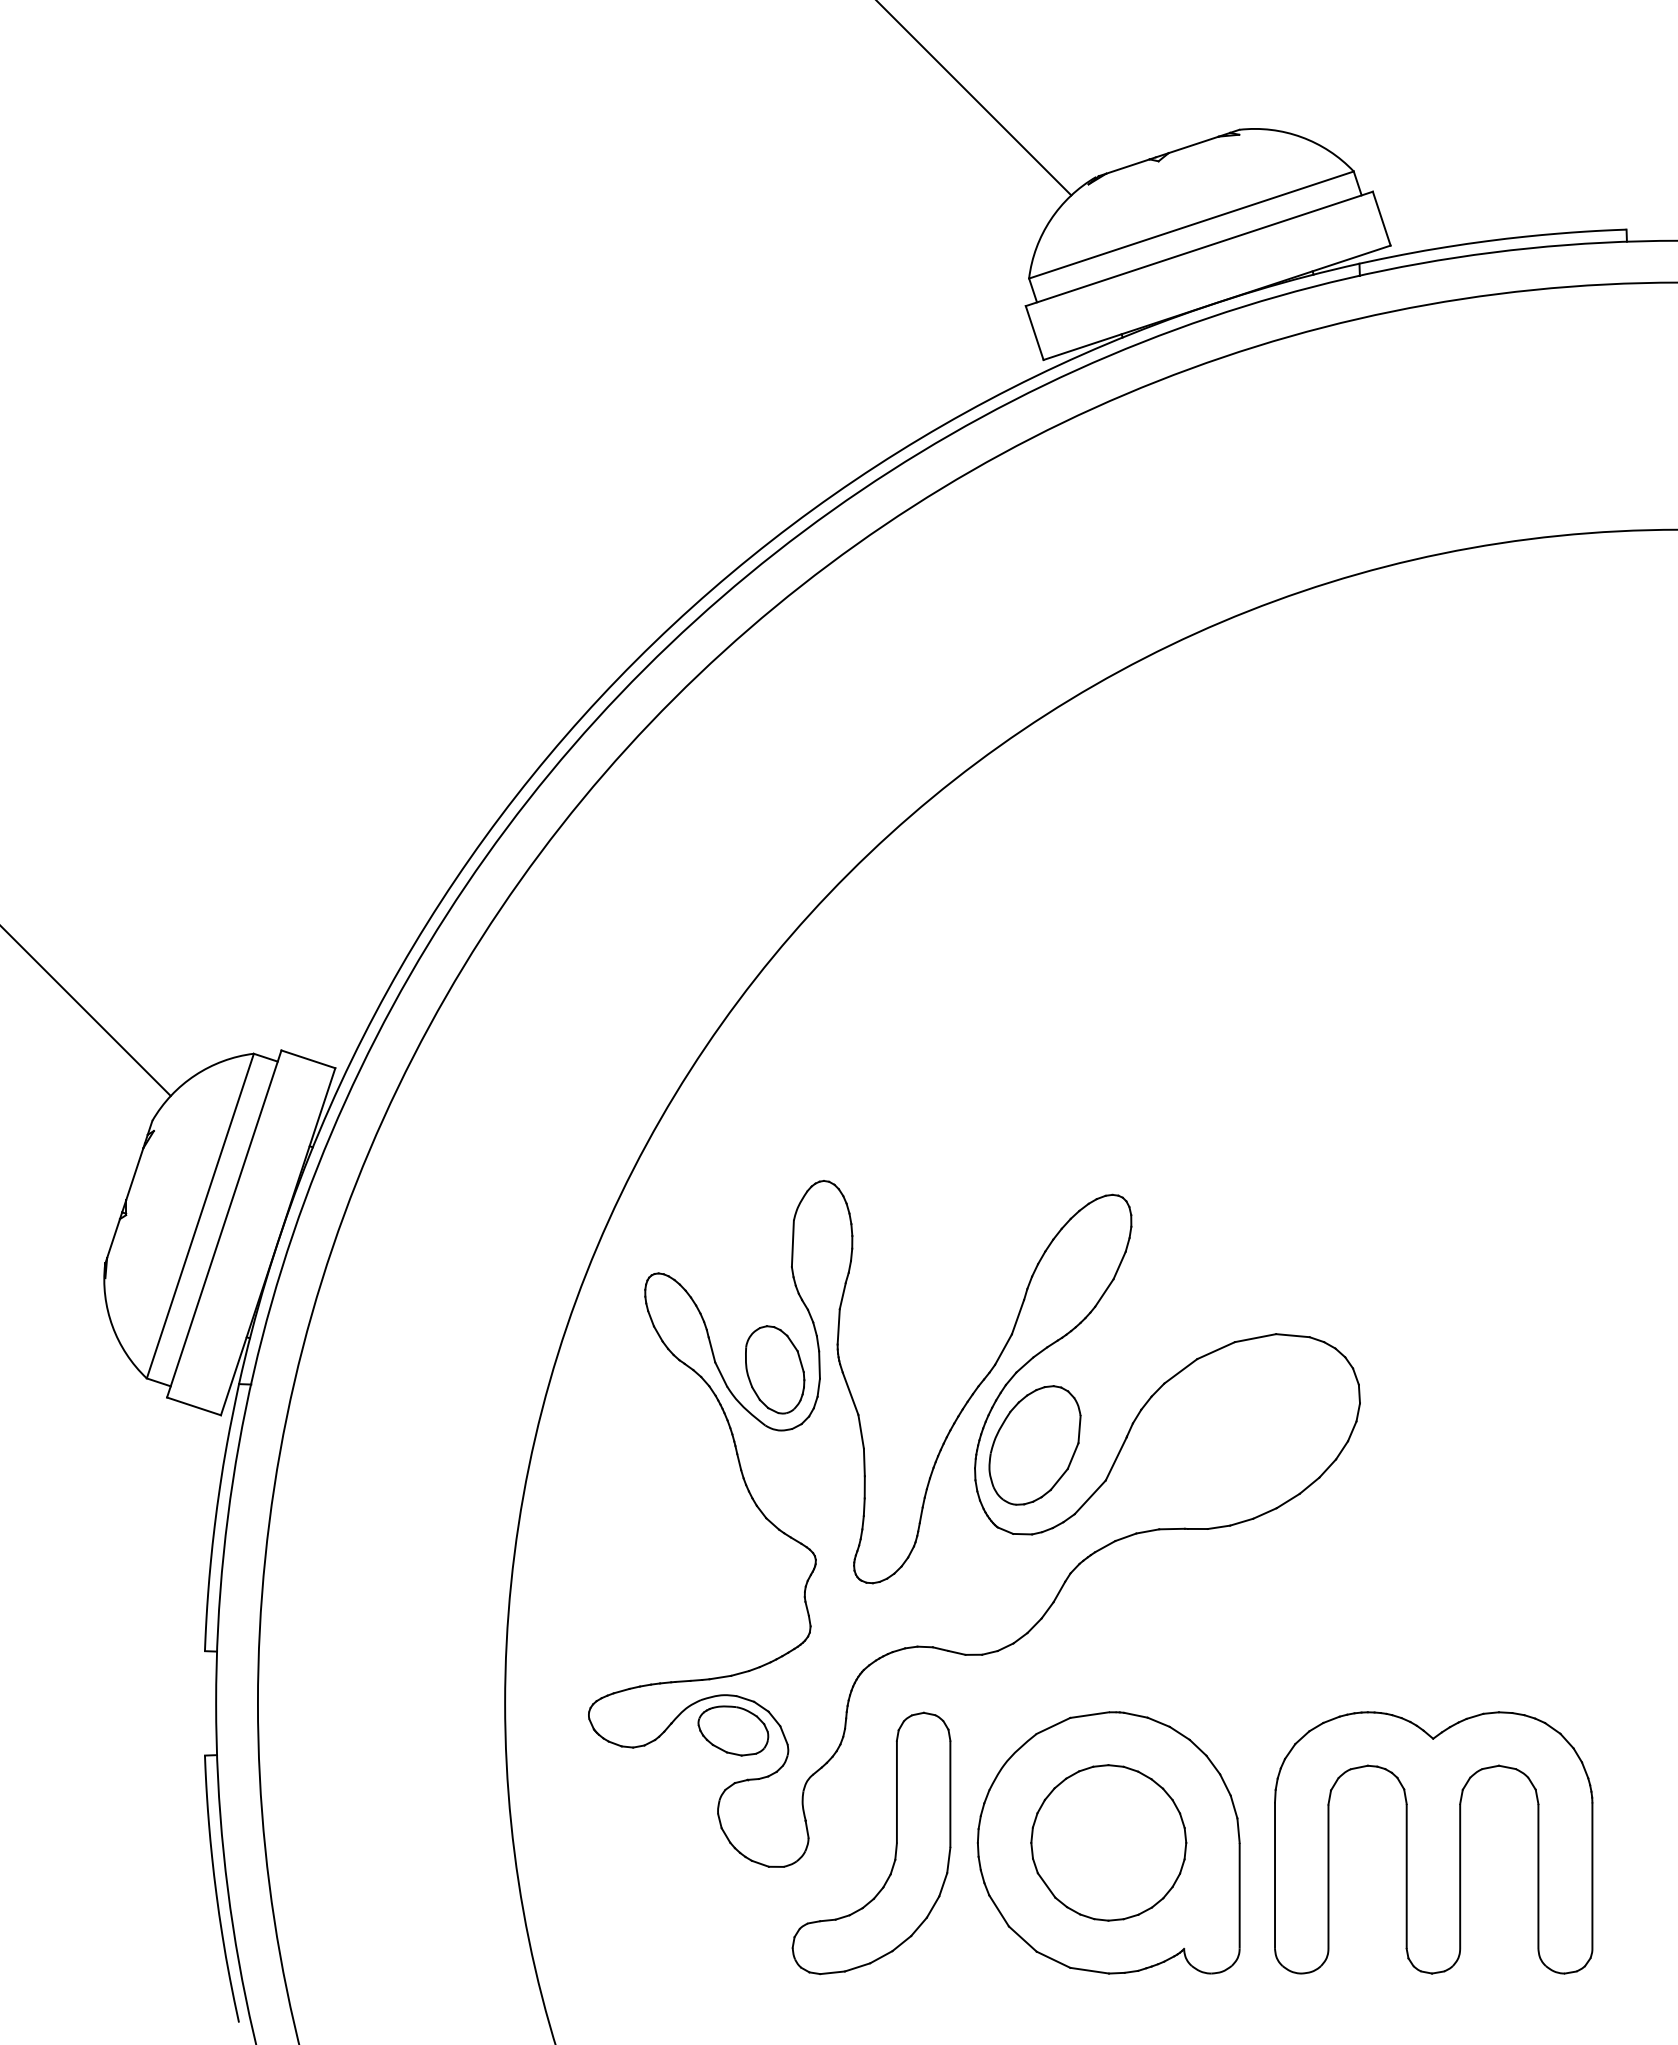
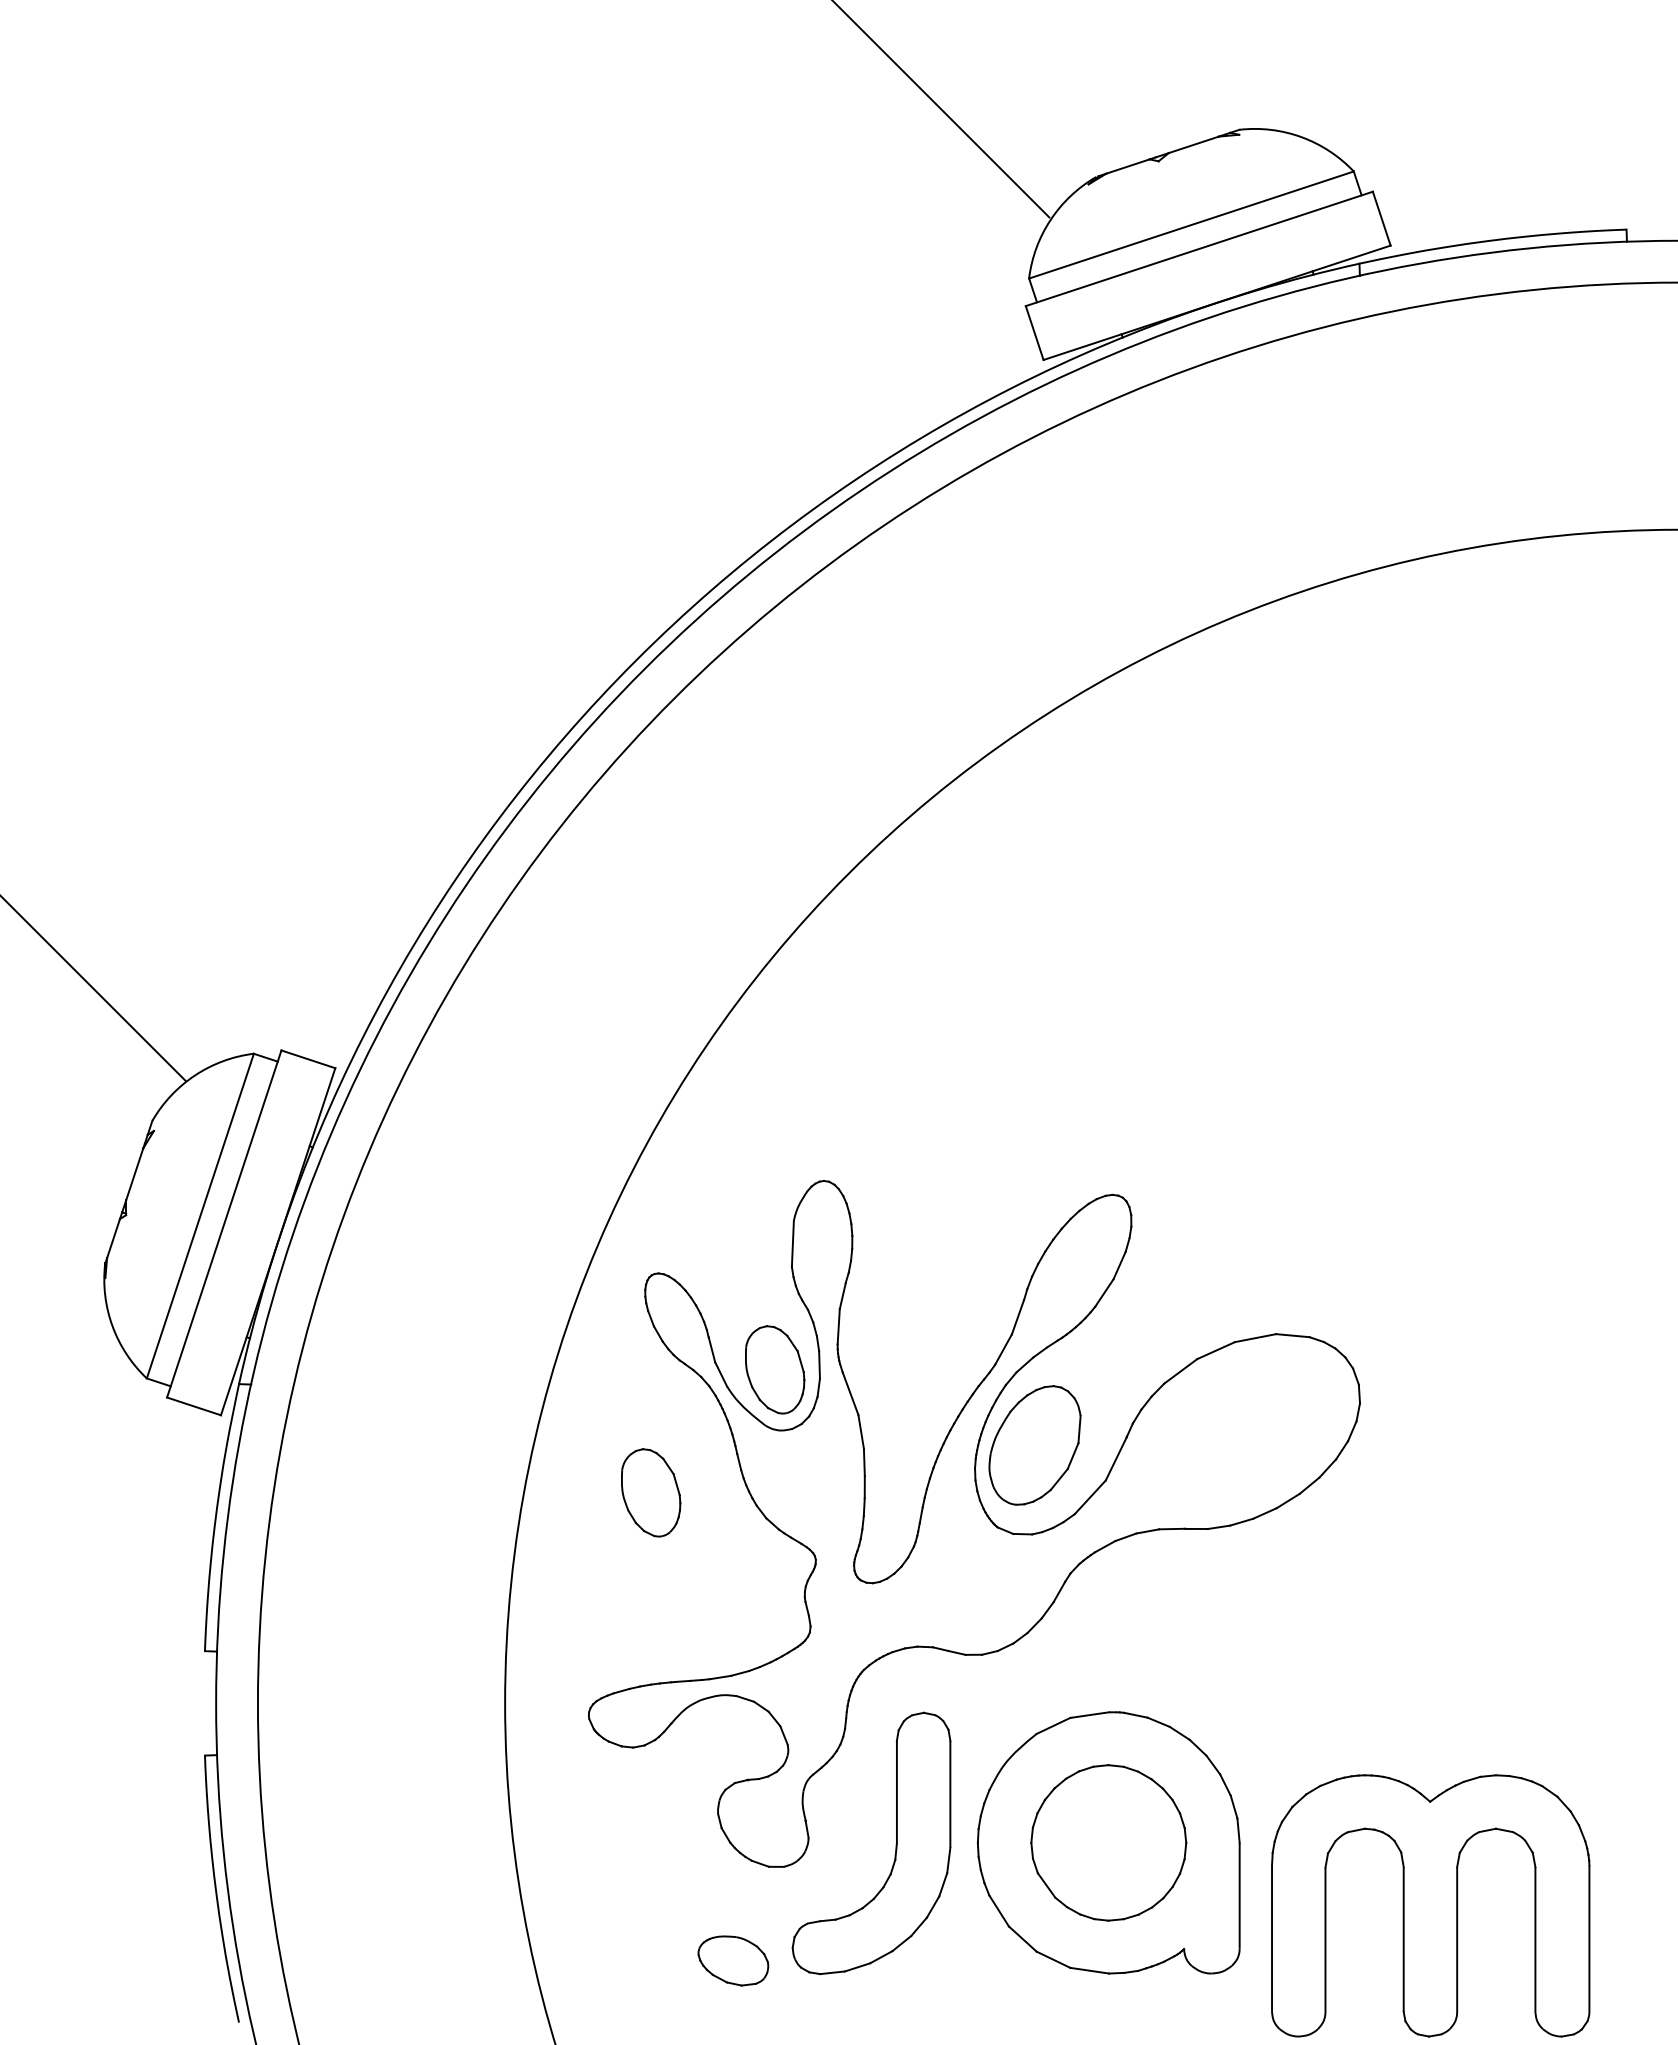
line position: (974, 98) -> (941, 109) (941, 109)
line position: (86, 1011) -> (93, 989) (93, 989)
part: none -> present (651, 1492)
part position: (733, 1730) -> (733, 1960) (733, 1960)
part position: (1433, 1842) -> (1430, 1905) (1430, 1905)
